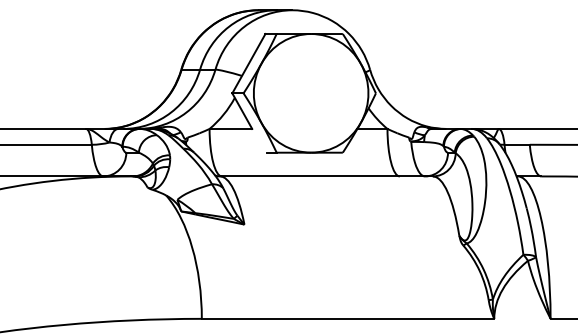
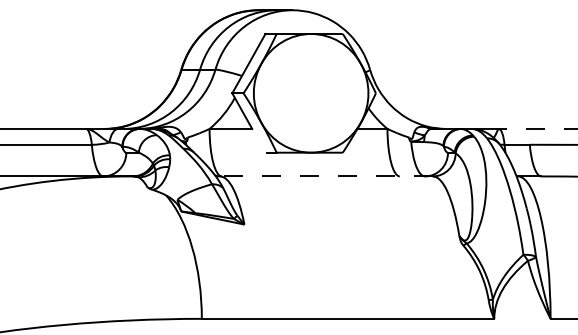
line: solid -> dashed (537, 128)
line: solid -> dashed (325, 176)
